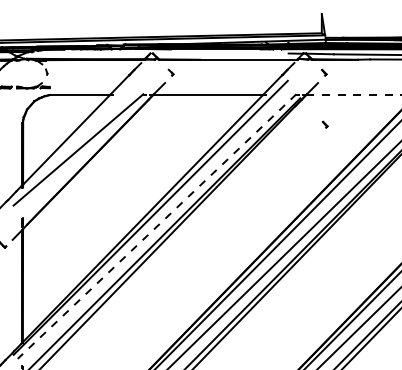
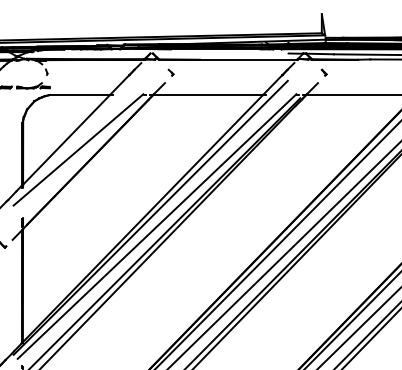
line: dashed -> solid (353, 94)
part: present -> none (325, 124)
line: dashed -> solid (156, 226)
